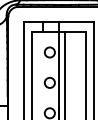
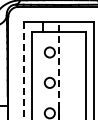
line: solid -> dashed (23, 71)
line: solid -> dashed (59, 71)
line: present -> none (65, 74)
